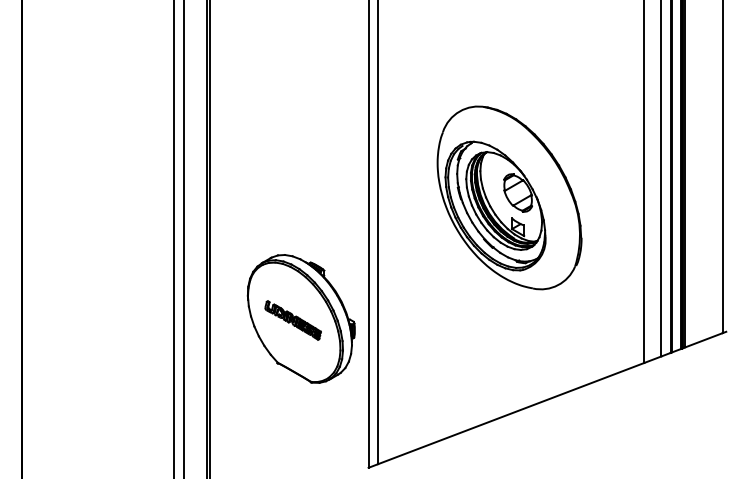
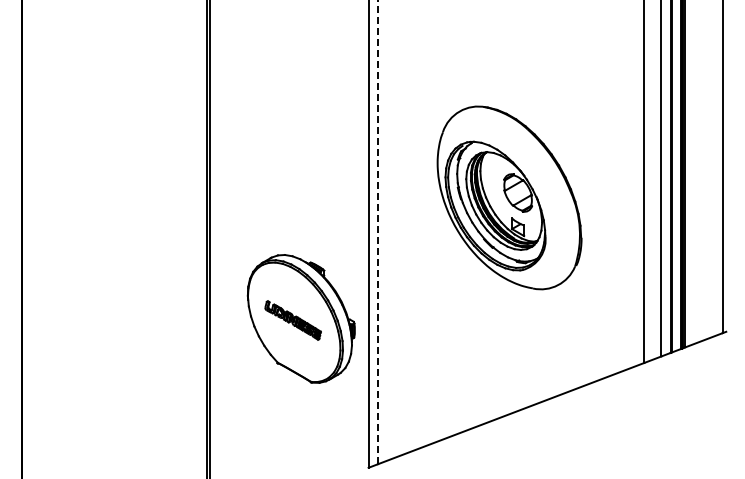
line: solid -> dashed (378, 232)
line: present -> none (174, 238)
line: present -> none (183, 238)
